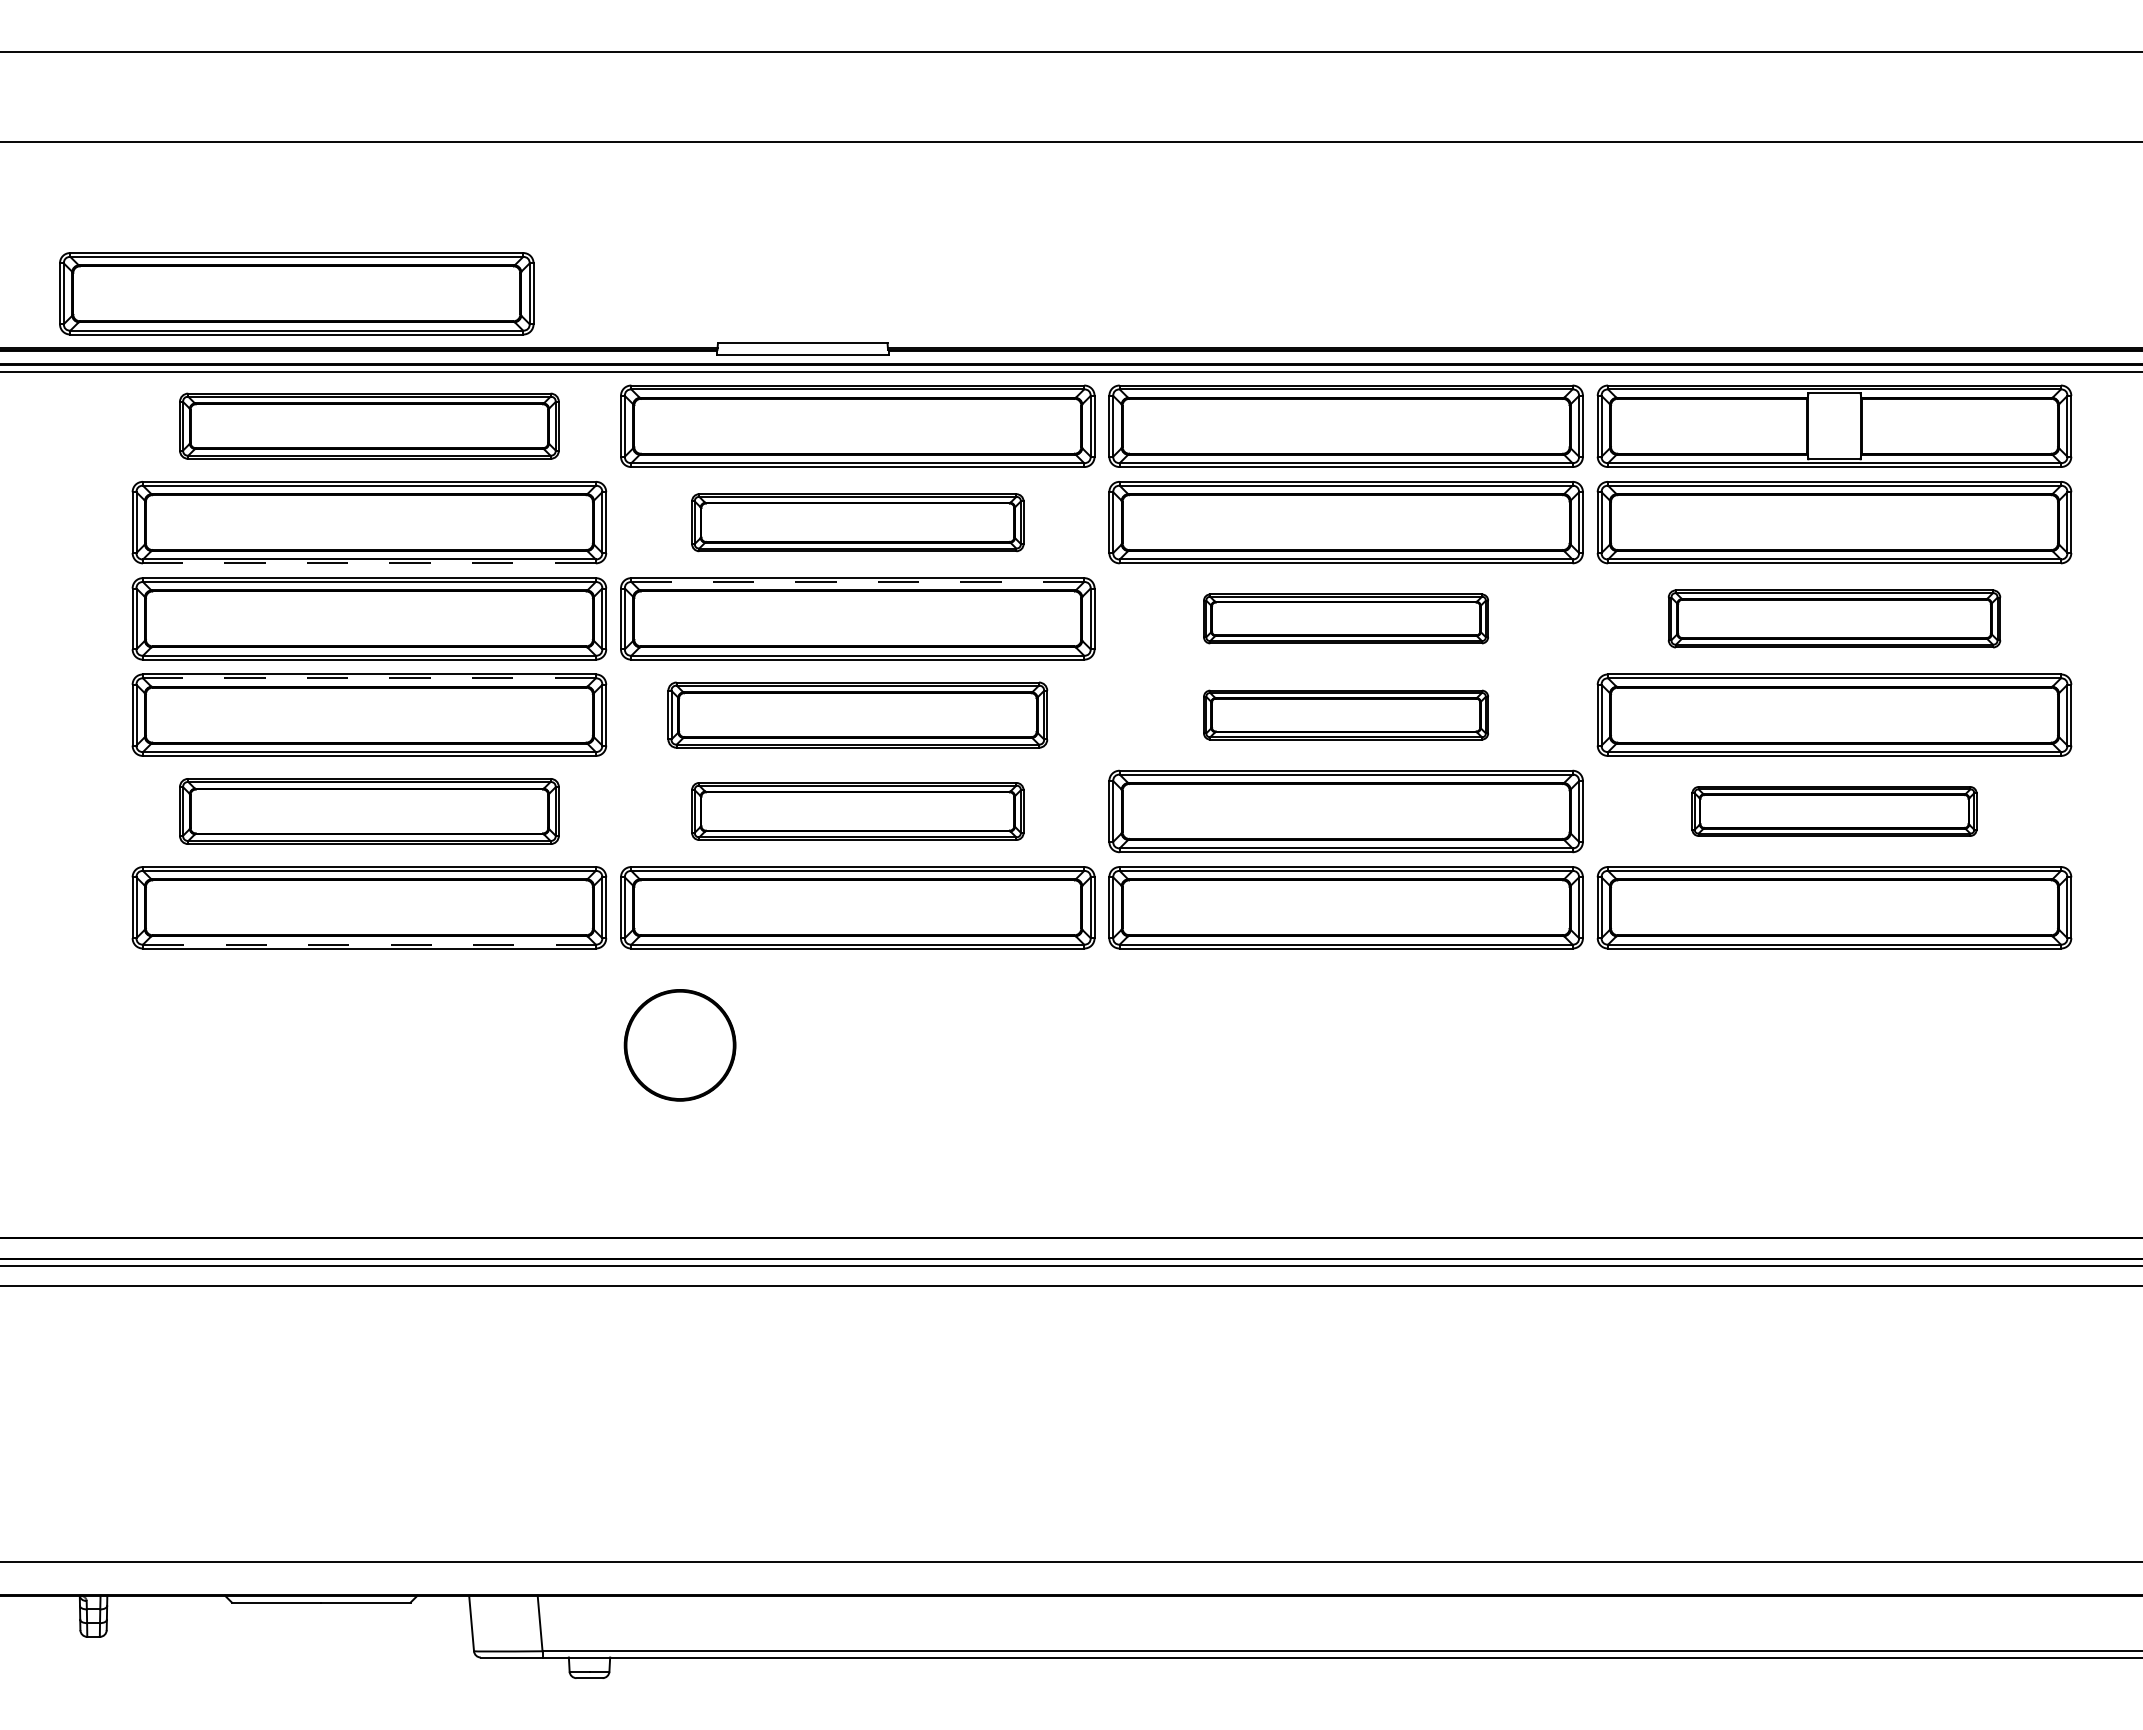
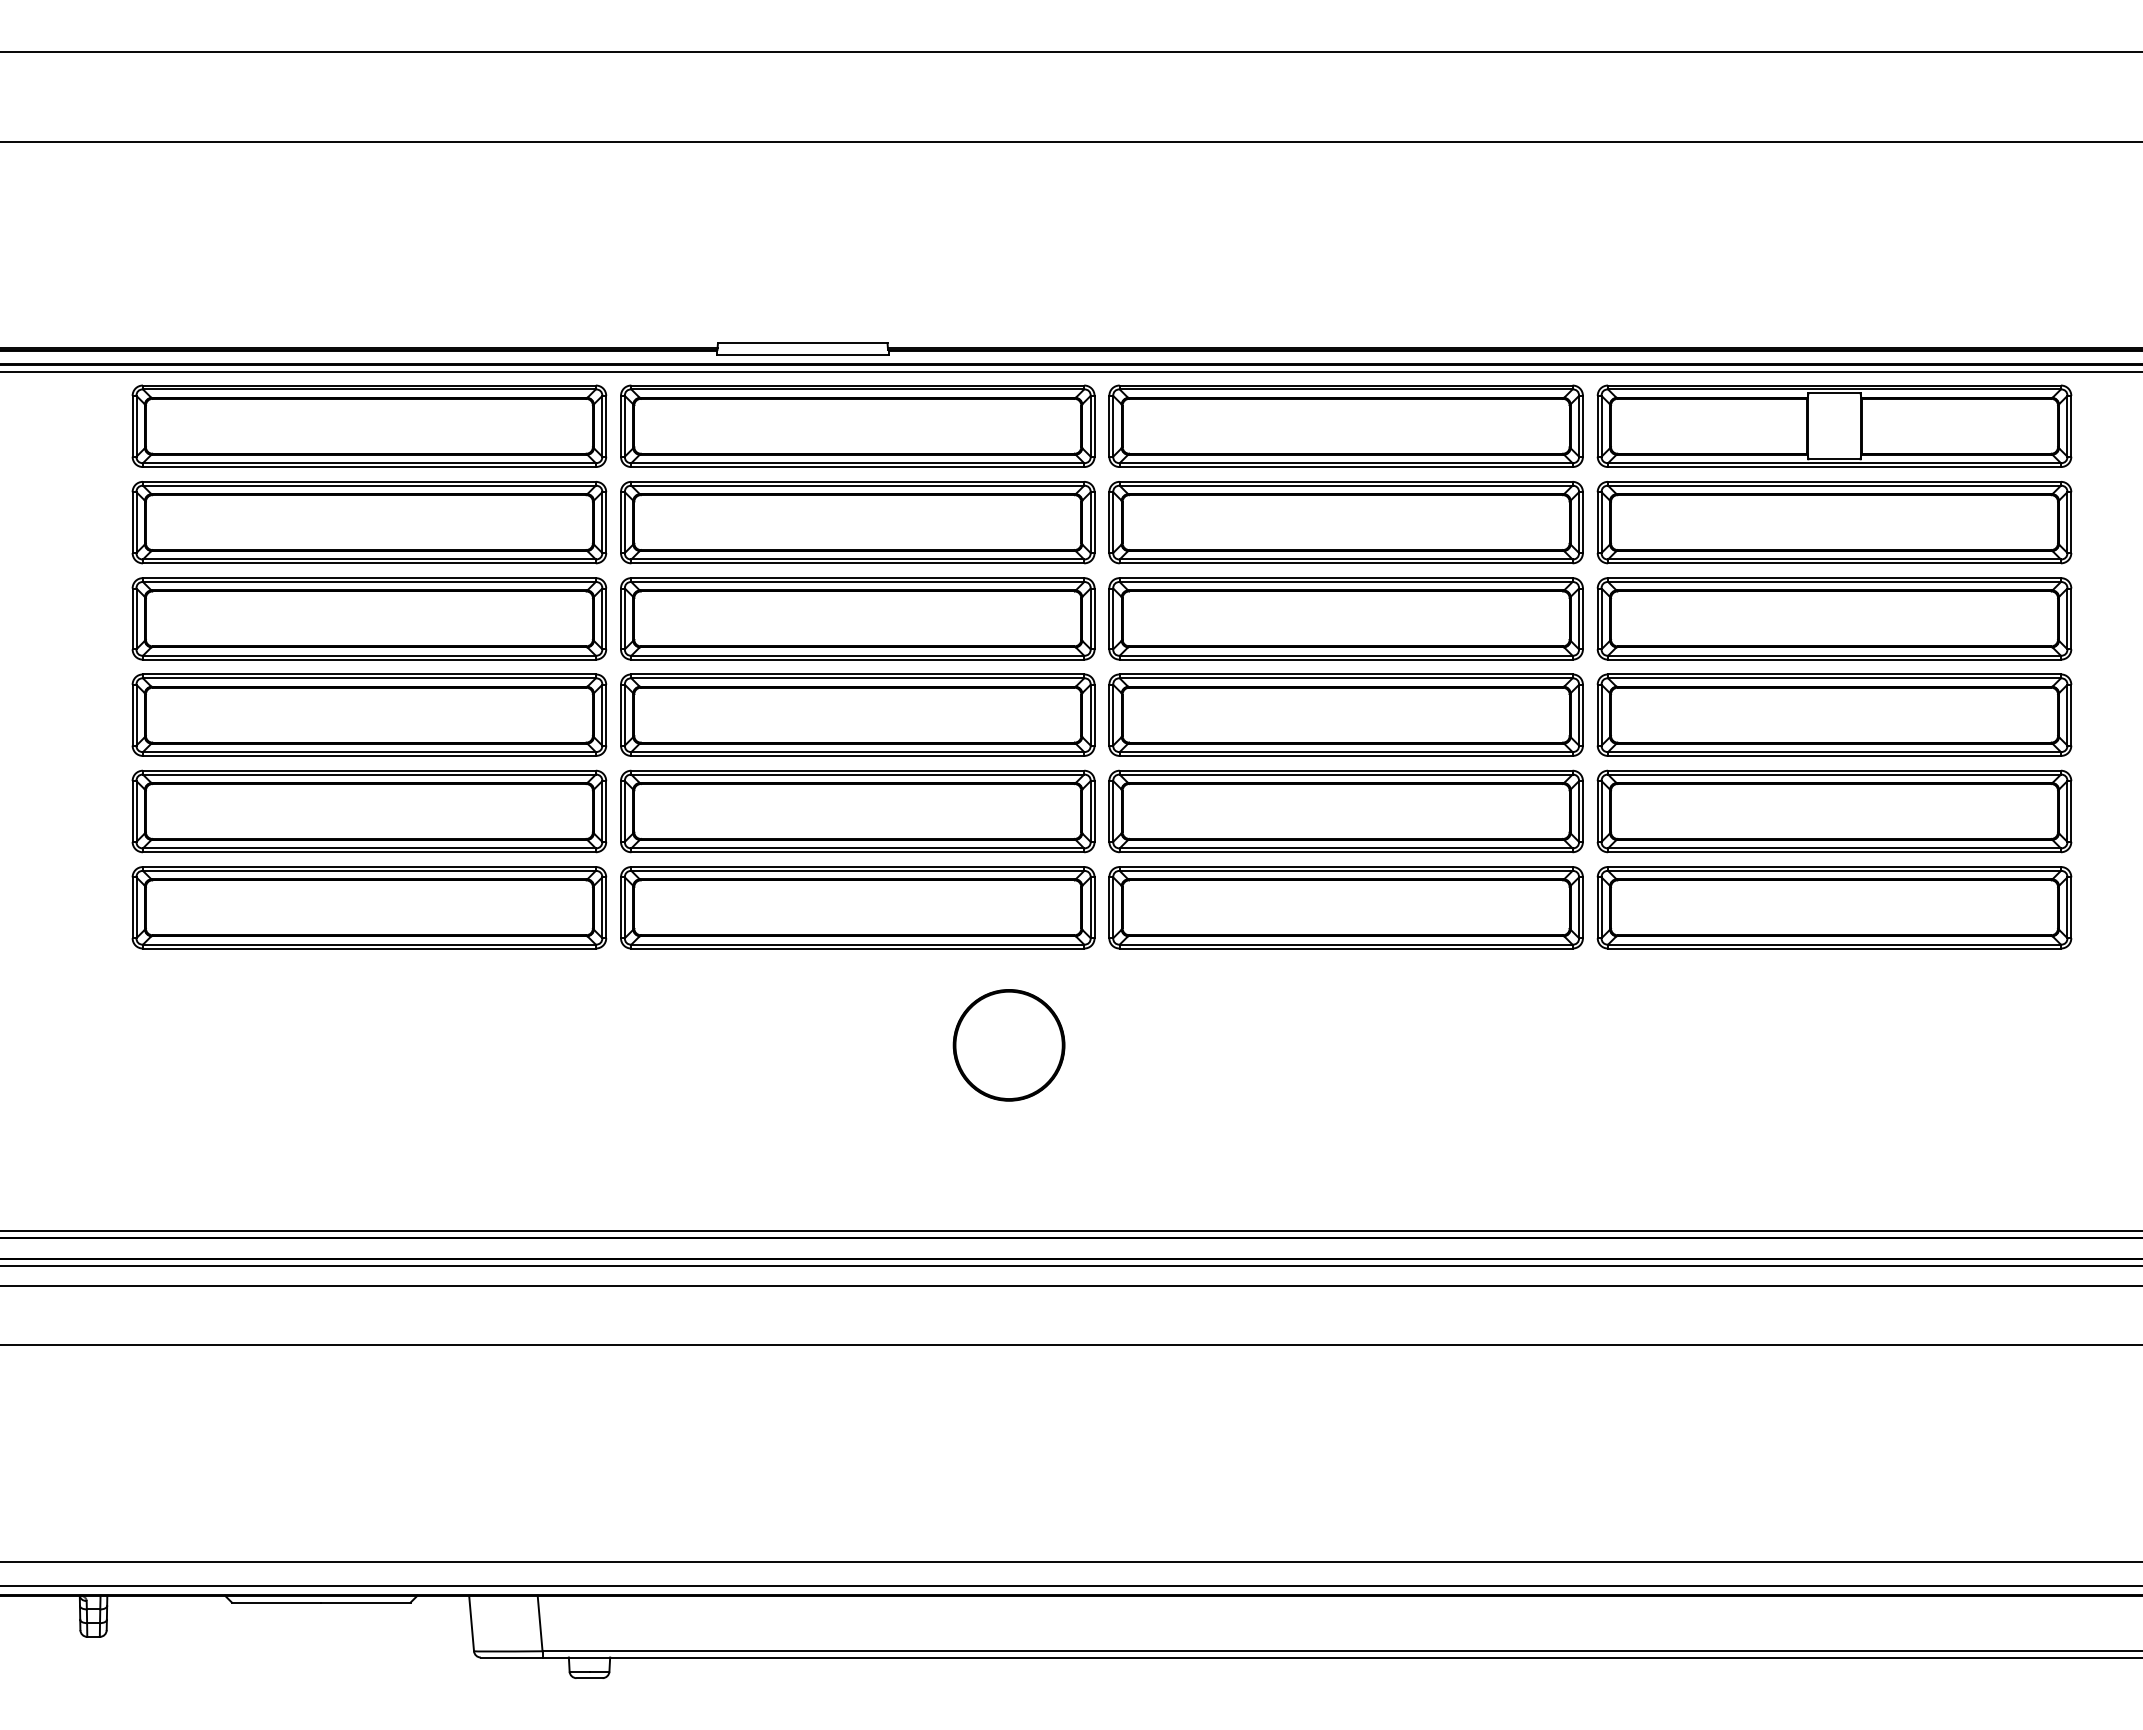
part: present -> none (296, 293)
part size: 381x68 px -> 477x84 px (369, 425)
part size: 334x60 px -> 476x84 px (857, 522)
line: dashed -> solid (368, 563)
line: dashed -> solid (857, 582)
part size: 286x52 px -> 476x84 px (1345, 618)
part size: 335x60 px -> 477x84 px (1834, 618)
line: dashed -> solid (368, 678)
part size: 382x68 px -> 476x84 px (857, 714)
part size: 286x52 px -> 476x84 px (1345, 714)
part size: 381x67 px -> 477x85 px (369, 811)
part size: 334x59 px -> 476x85 px (857, 811)
part size: 287x51 px -> 477x85 px (1834, 811)
line: dashed -> solid (369, 944)
part position: (679, 1045) -> (1008, 1045) (1008, 1045)
line: none -> present (1070, 1230)
line: none -> present (1070, 1344)
line: none -> present (1070, 1585)
